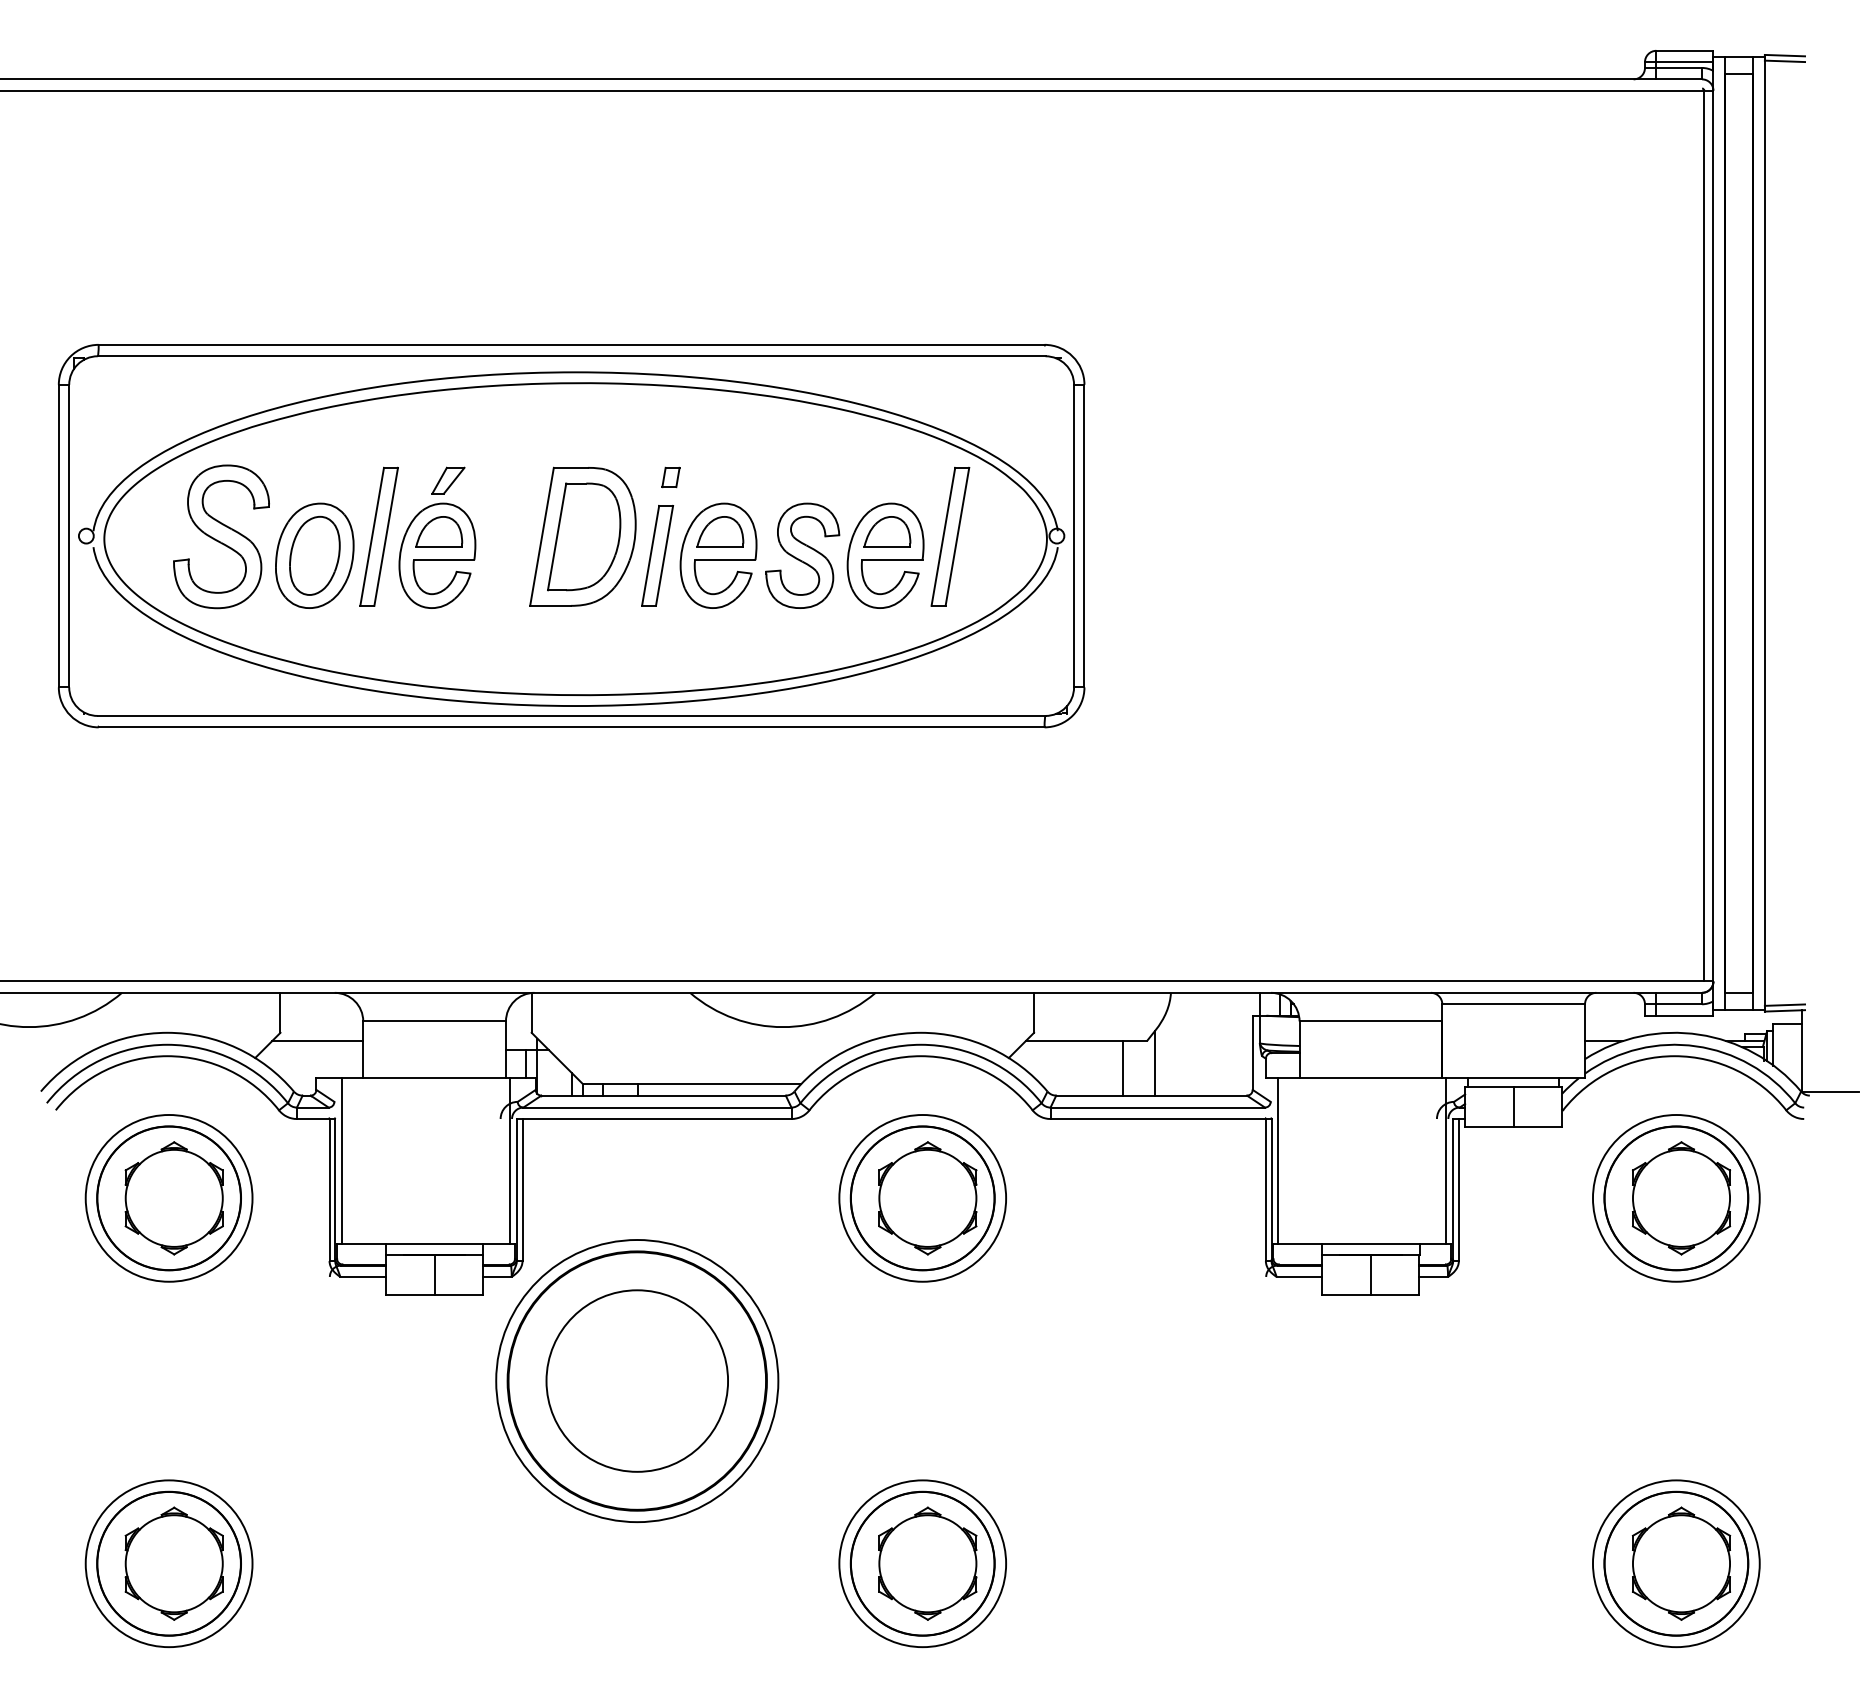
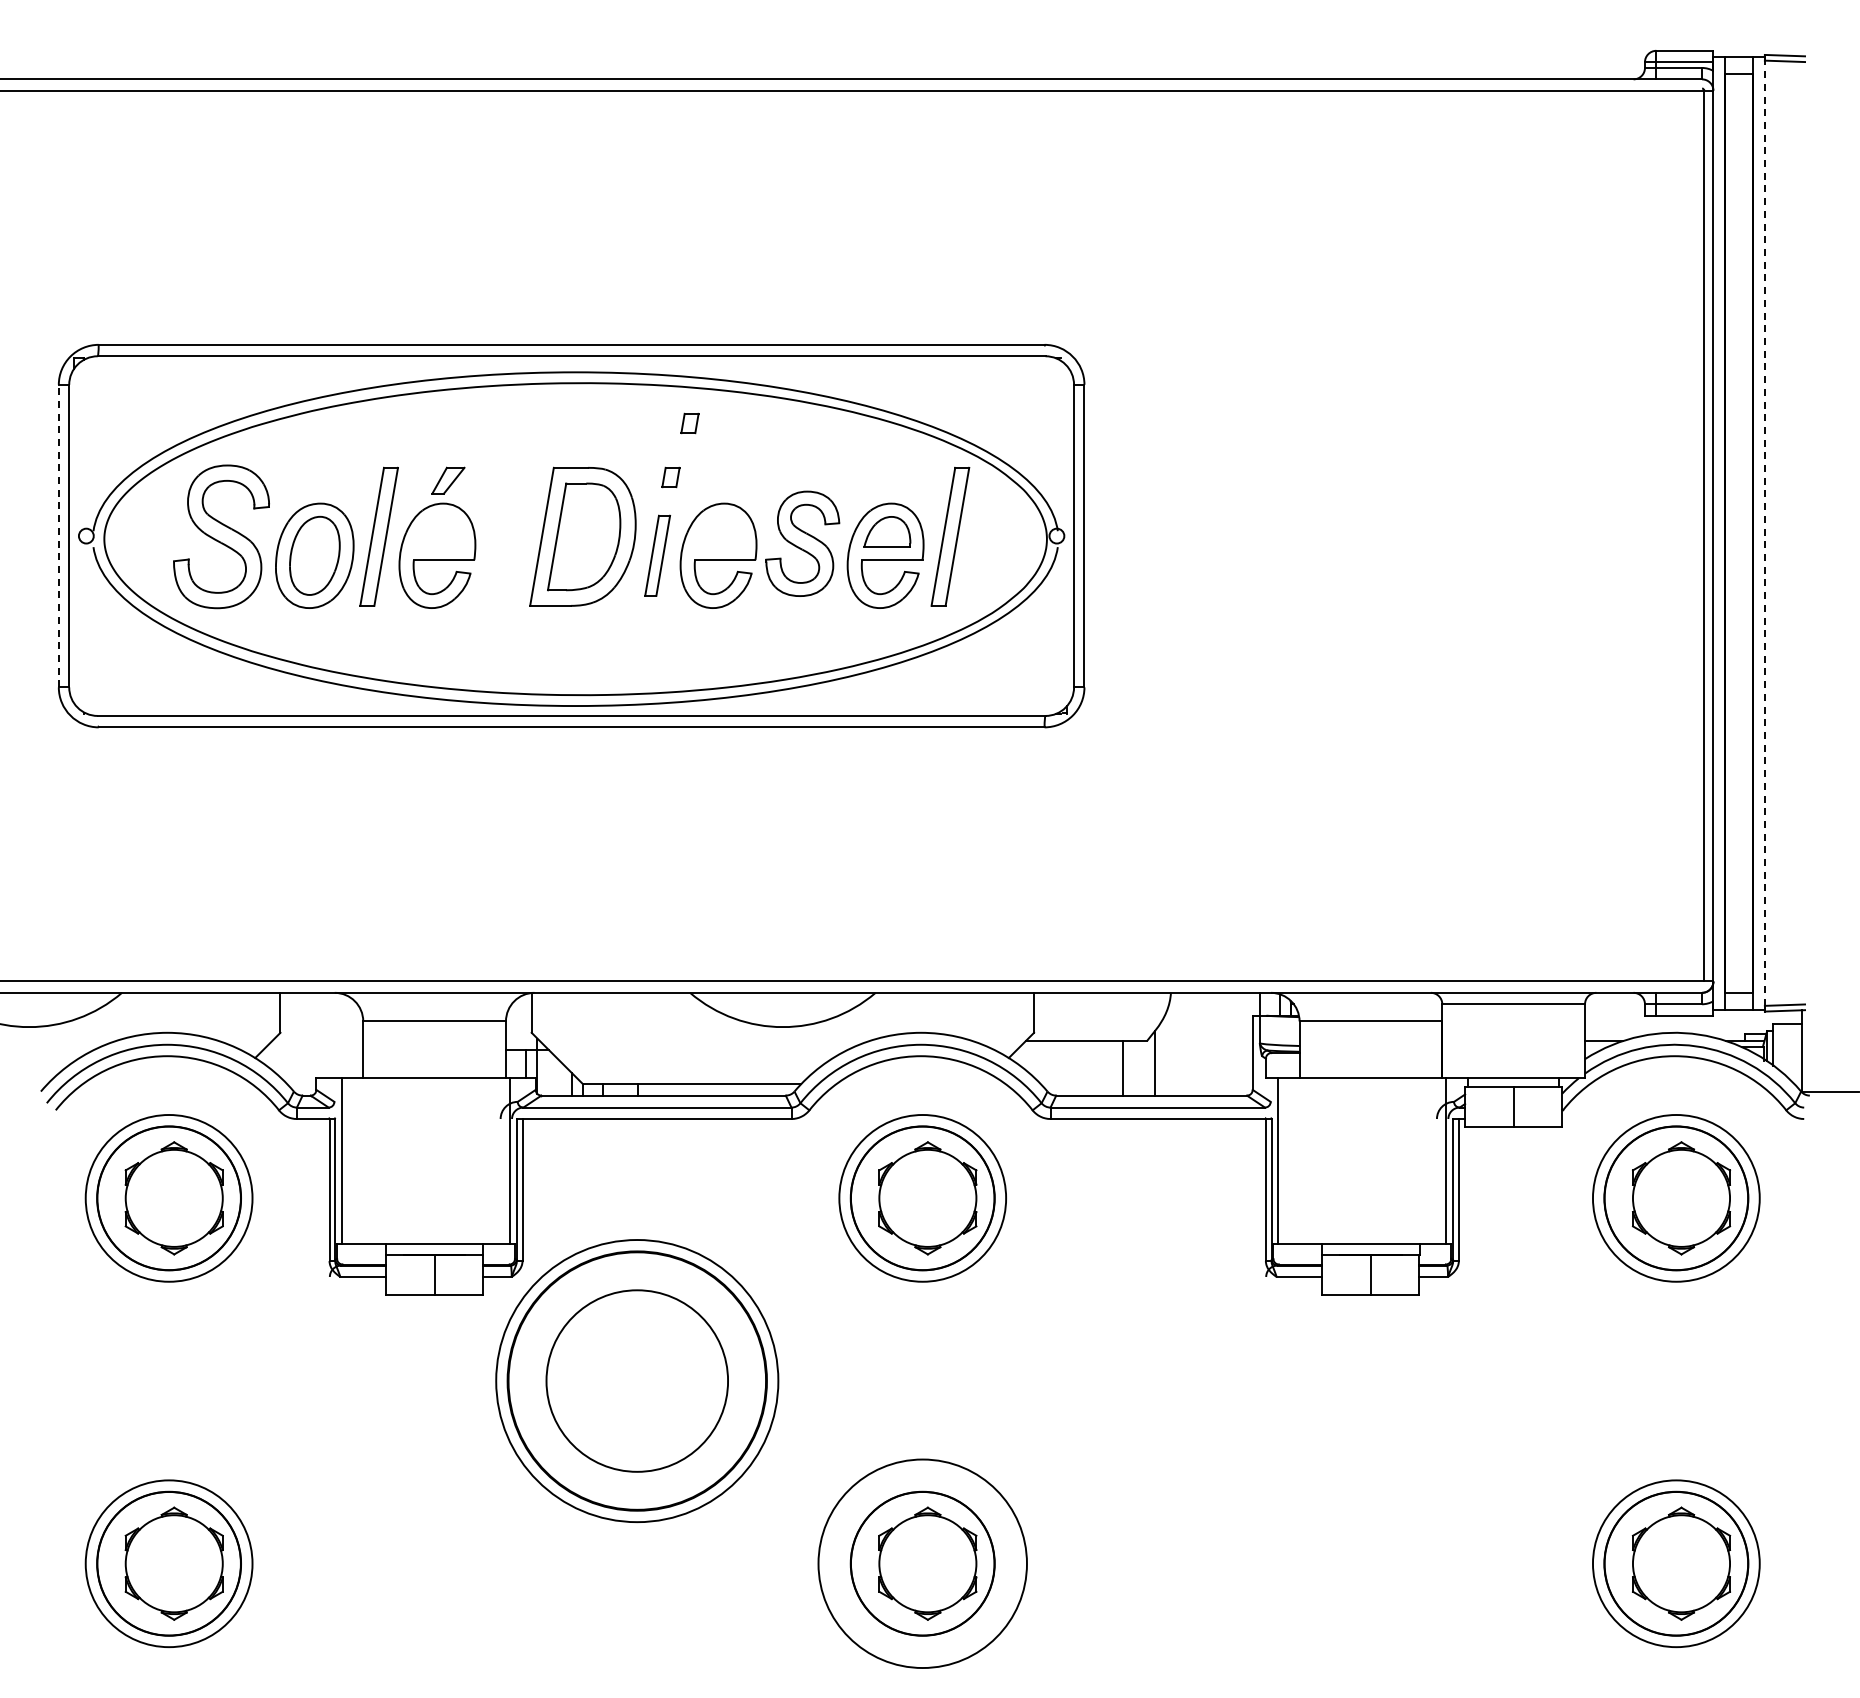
part: none -> present (689, 423)
part: present -> none (439, 531)
part: present -> none (720, 531)
line: solid -> dashed (1764, 533)
line: solid -> dashed (58, 535)
part size: 34x103 px -> 28x83 px (657, 555)
part position: (802, 555) -> (802, 543) (802, 543)
line: present -> none (317, 1041)
circle diameter: 167 px -> 208 px (922, 1563)
